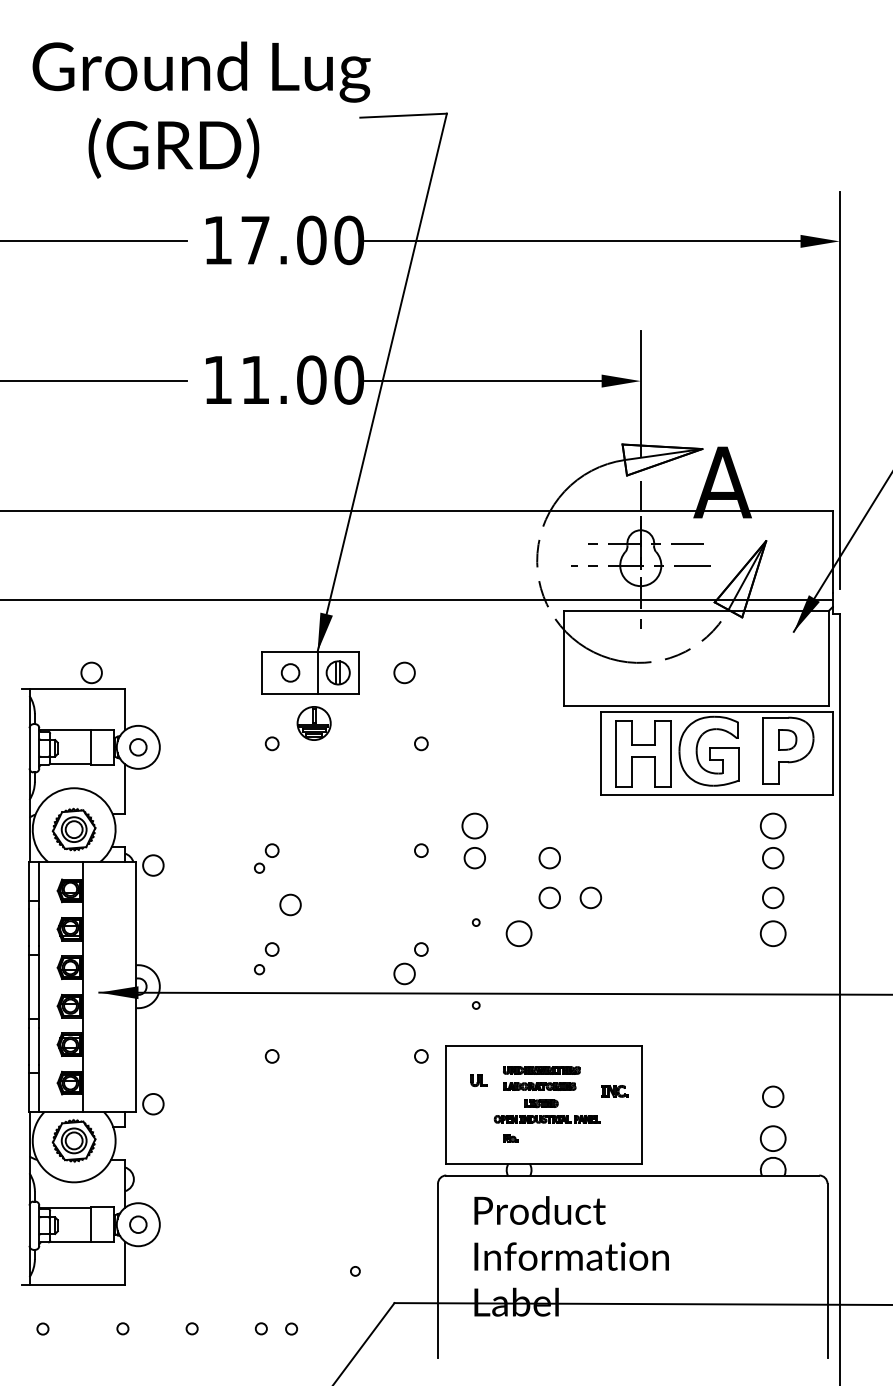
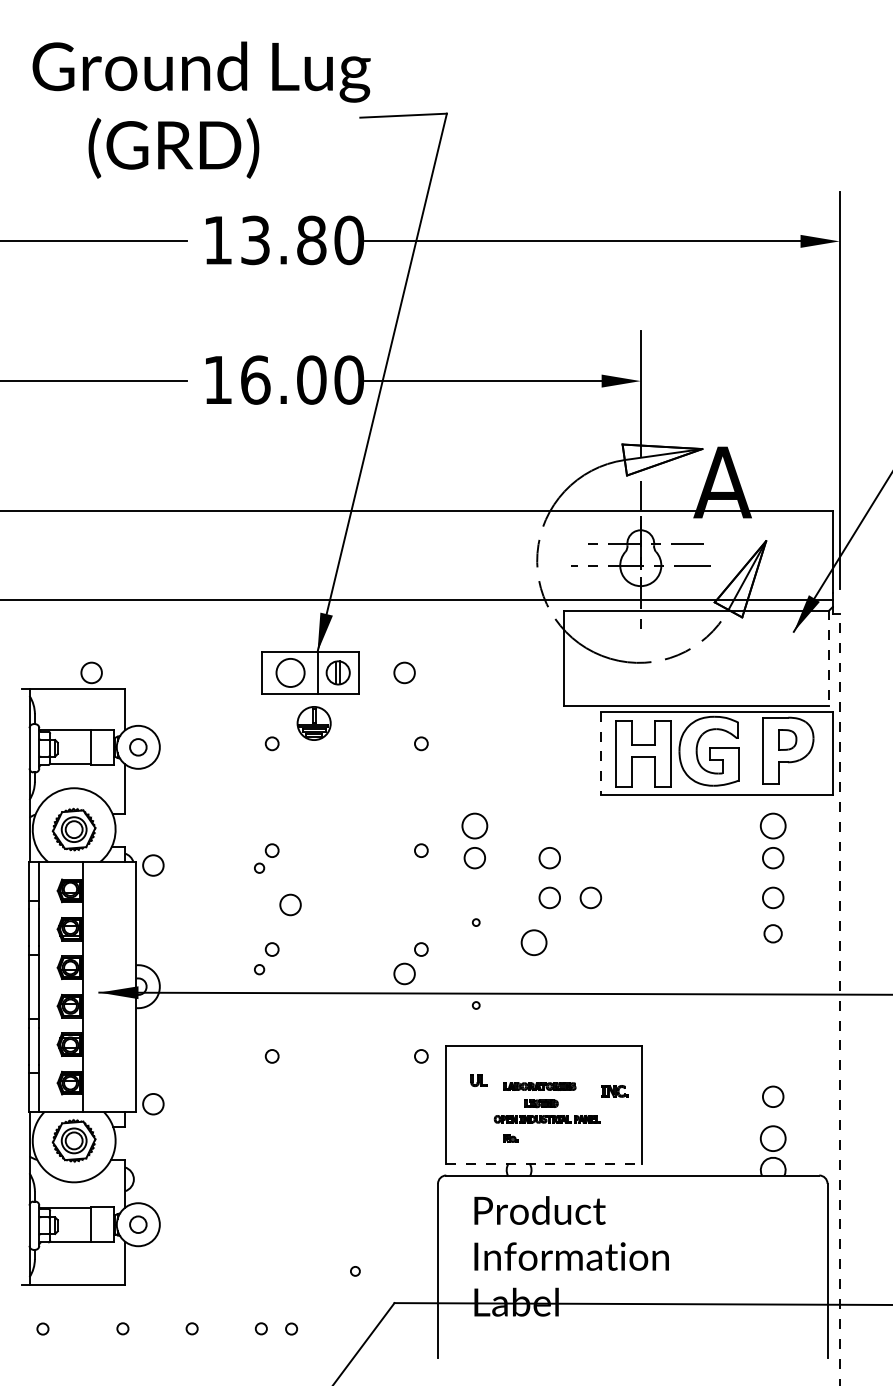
text: 17.00 -> 13.80 (283, 240)
text: 11.00 -> 16.00 (255, 379)
line: solid -> dashed (828, 658)
circle diameter: 18 px -> 28 px (290, 672)
line: solid -> dashed (601, 753)
circle position: (518, 933) -> (533, 942) (533, 942)
circle size: 28x28 px -> 20x20 px (772, 933)
line: solid -> dashed (839, 999)
part: present -> none (541, 1070)
line: solid -> dashed (543, 1163)
